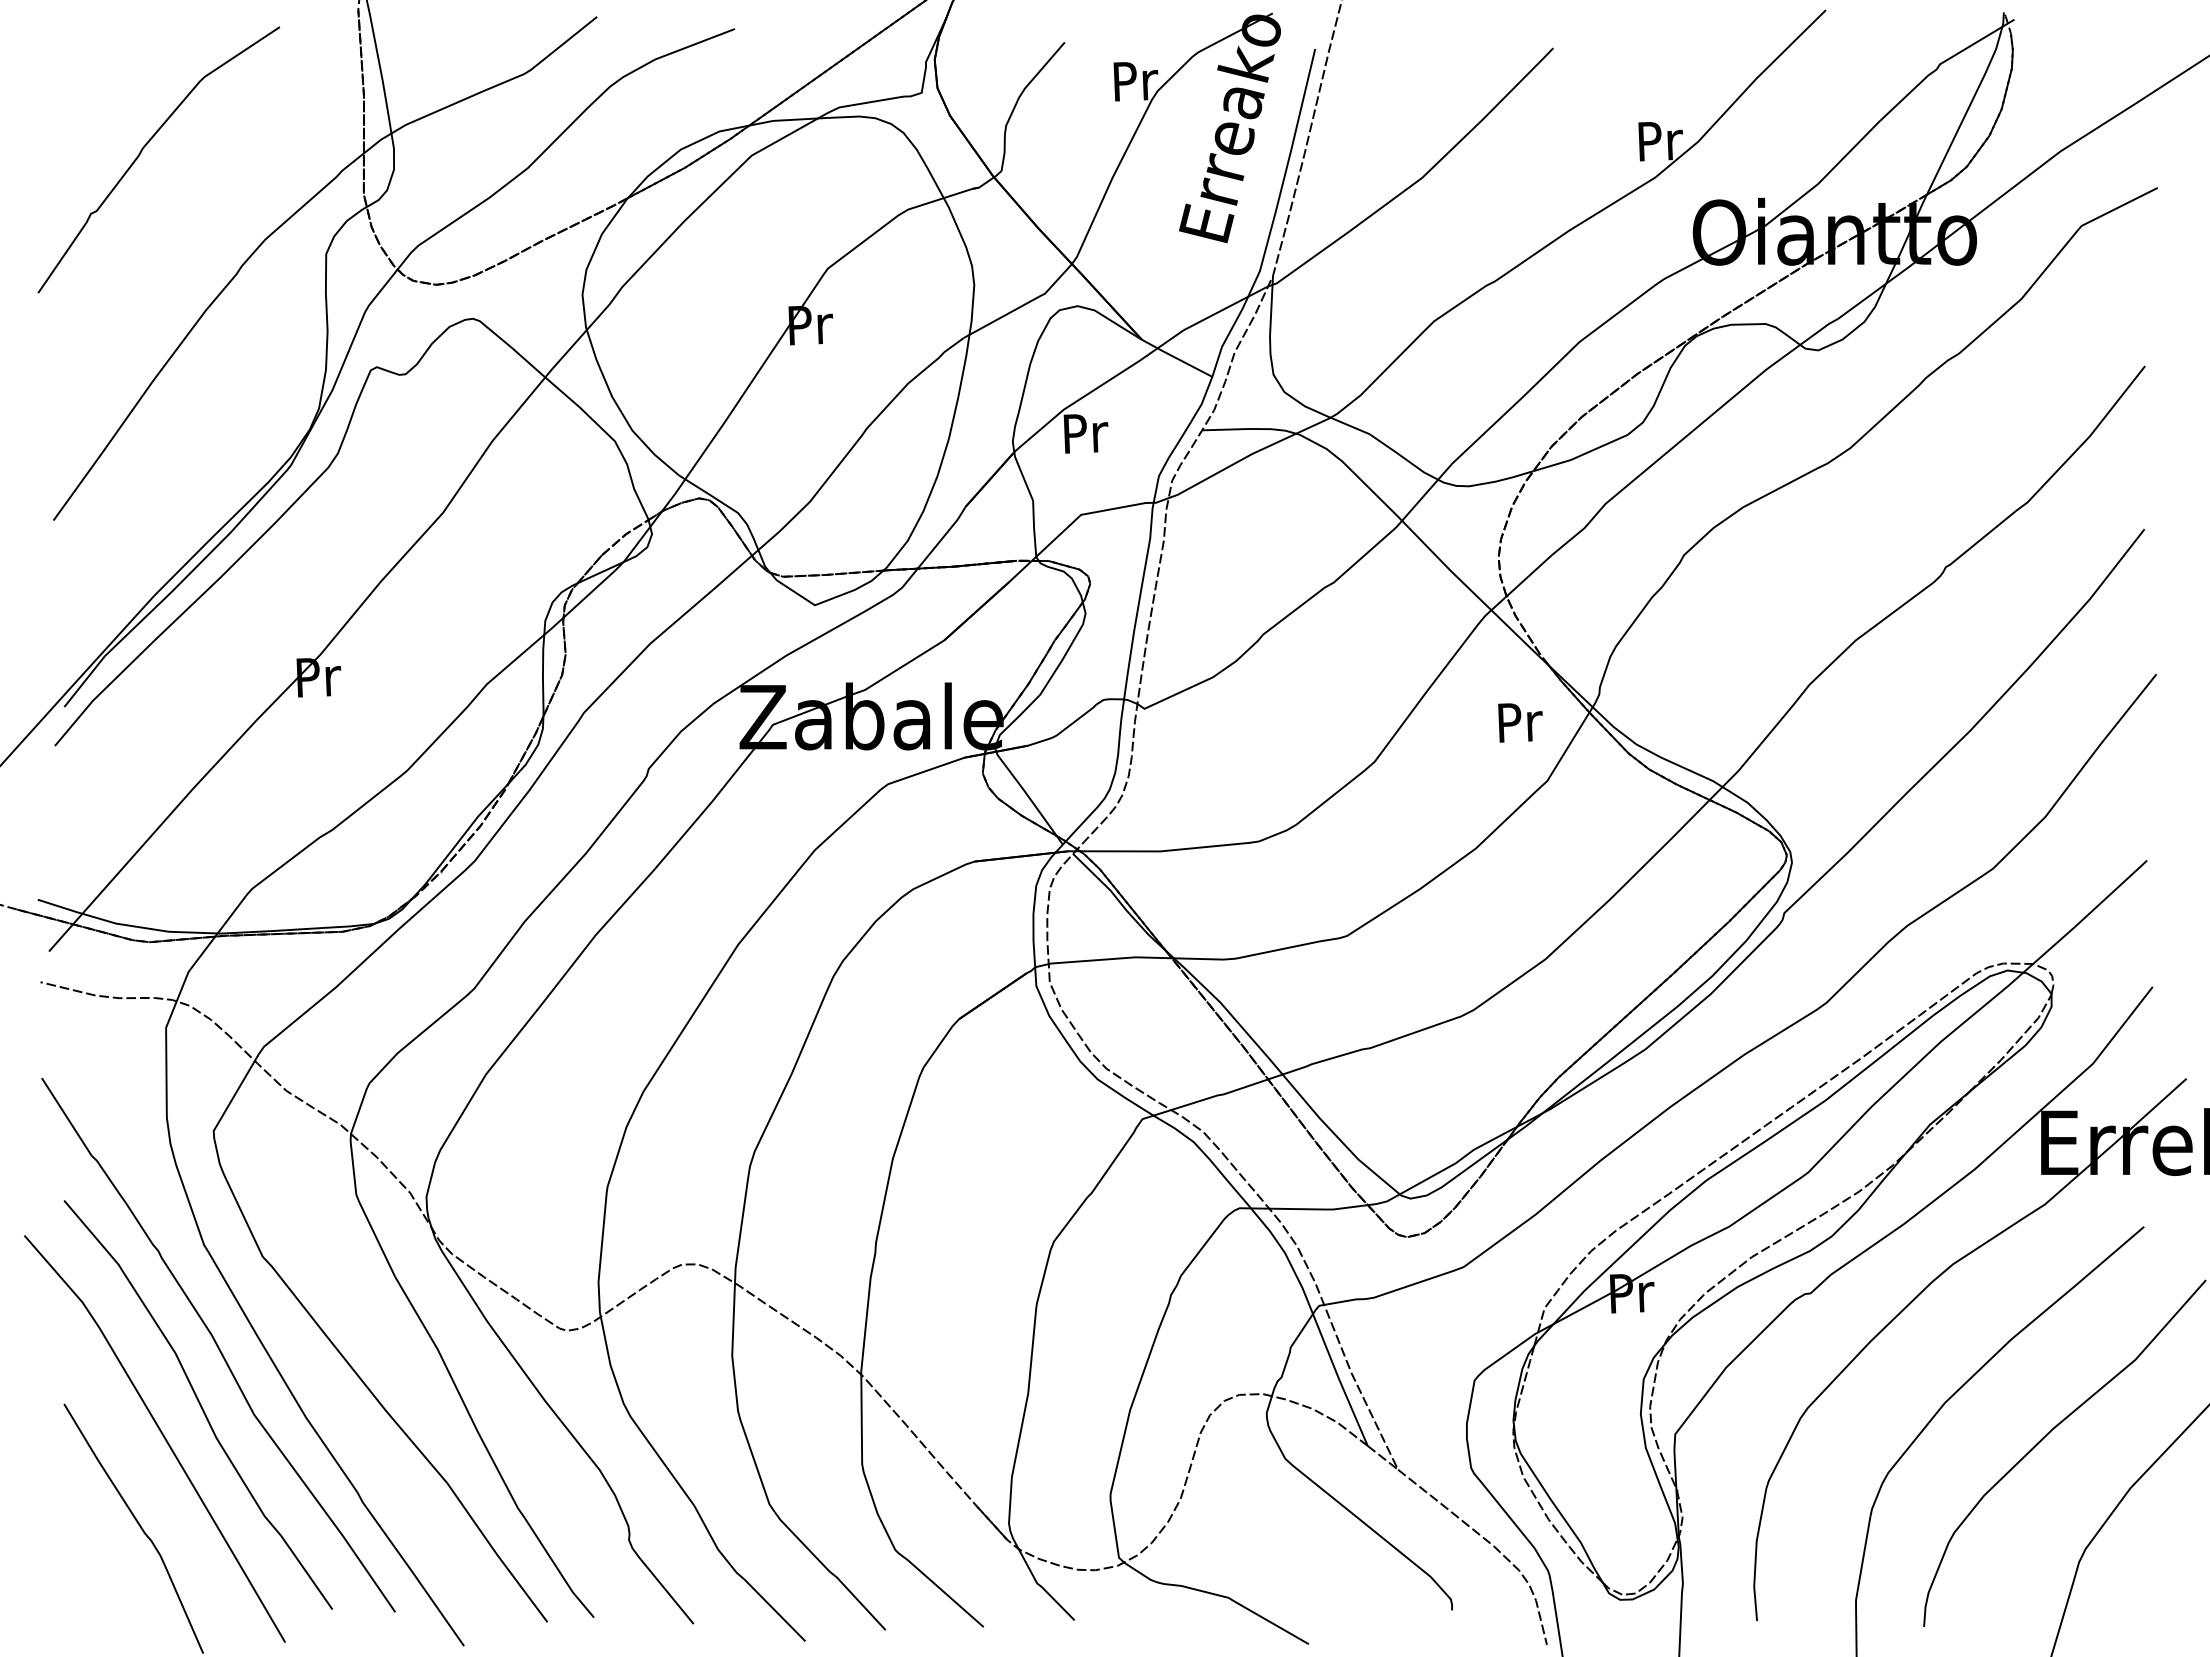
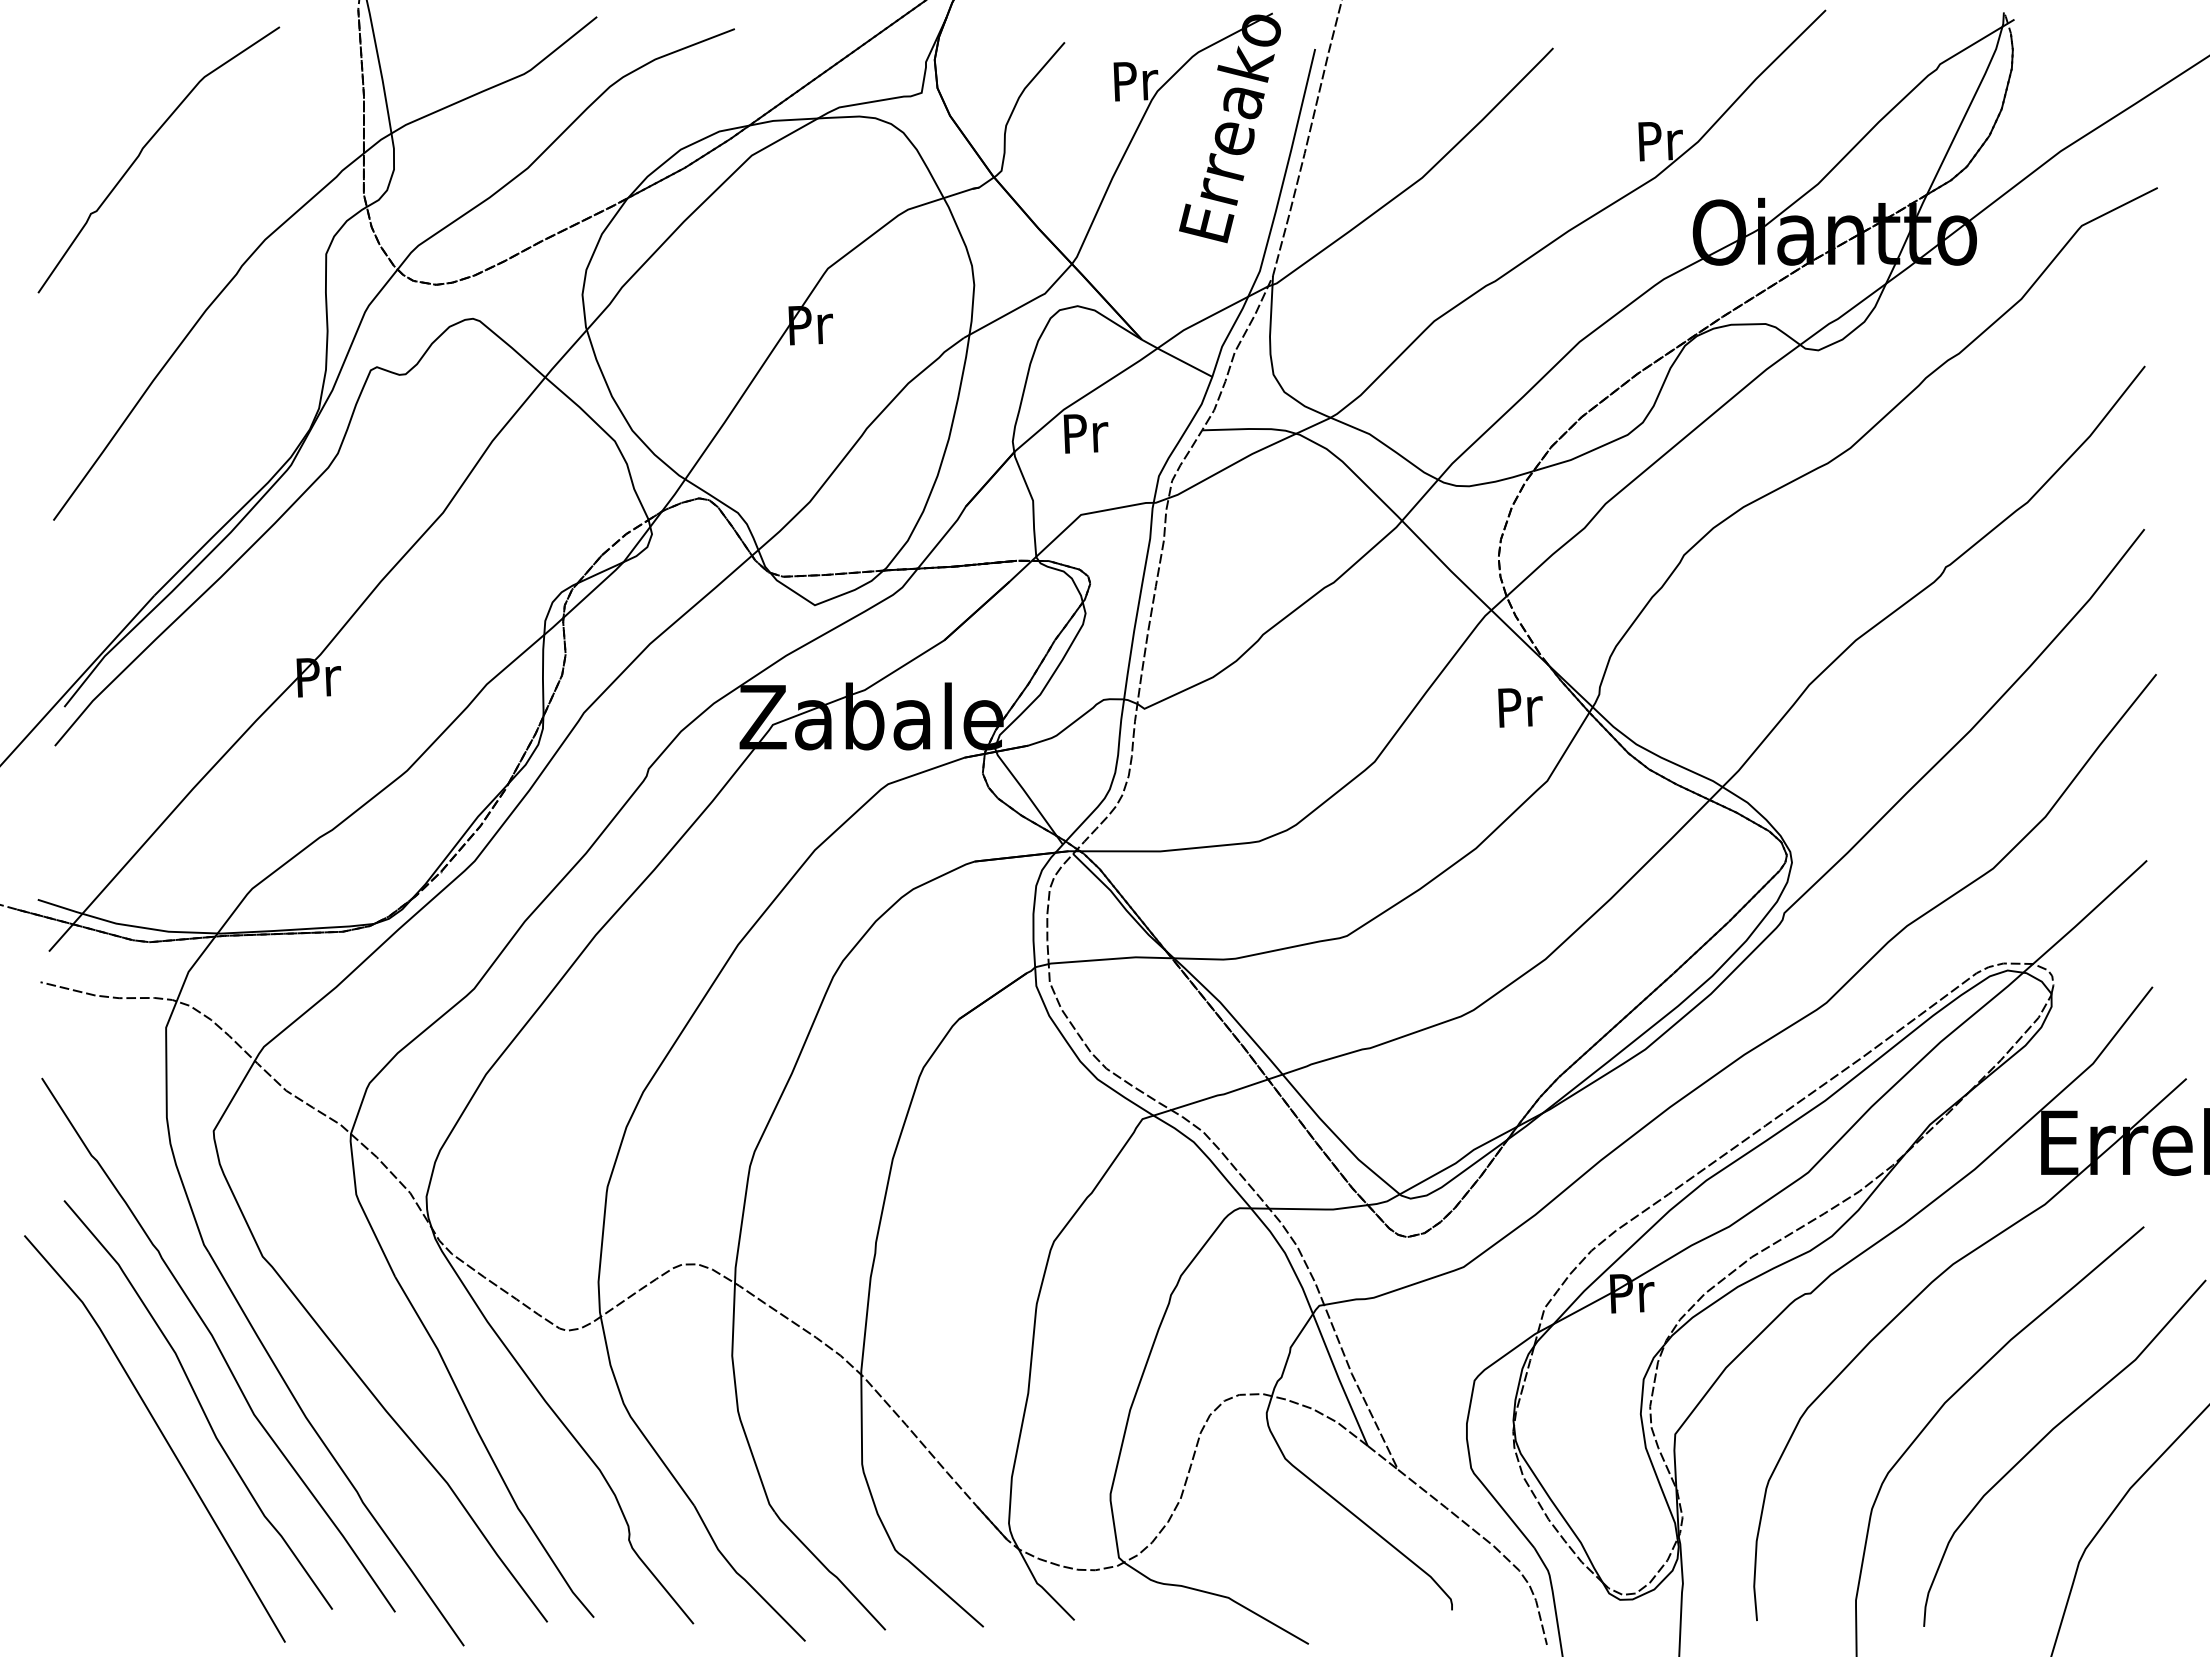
text position: (1520, 722) -> (1520, 707) (1520, 707)
curve: present -> none (138, 1525)
